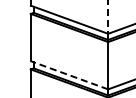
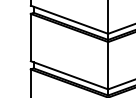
line: dashed -> solid (108, 17)
line: dashed -> solid (69, 75)
